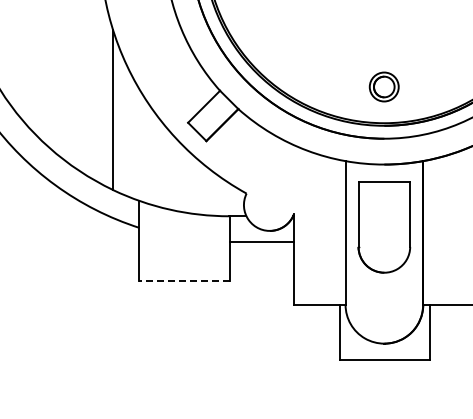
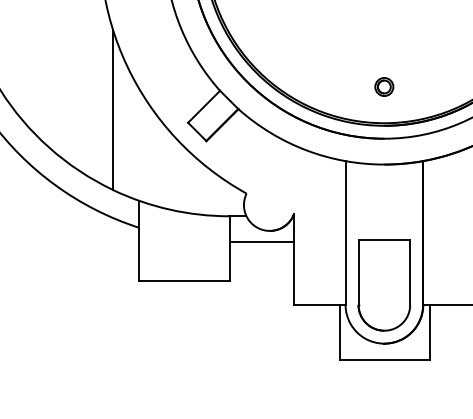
part size: 32x32 px -> 21x20 px (384, 86)
part position: (384, 227) -> (384, 285) (384, 285)
line: dashed -> solid (184, 280)
